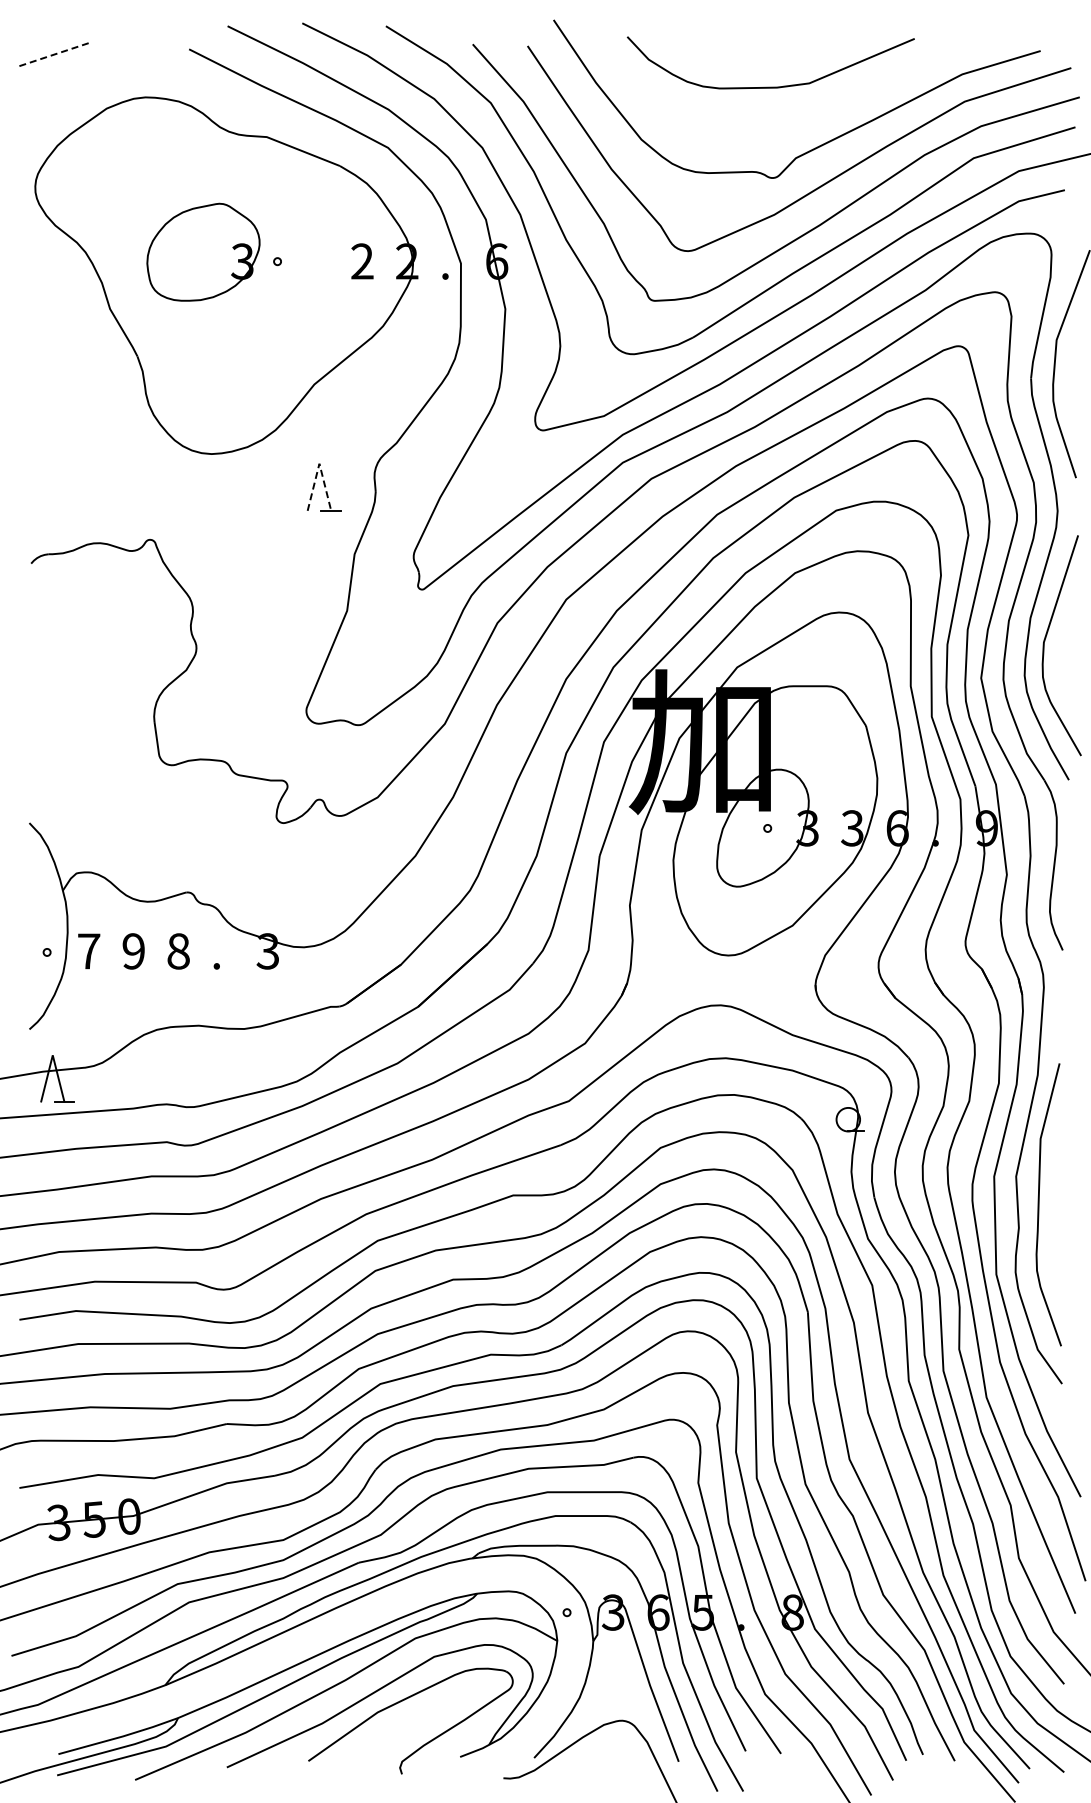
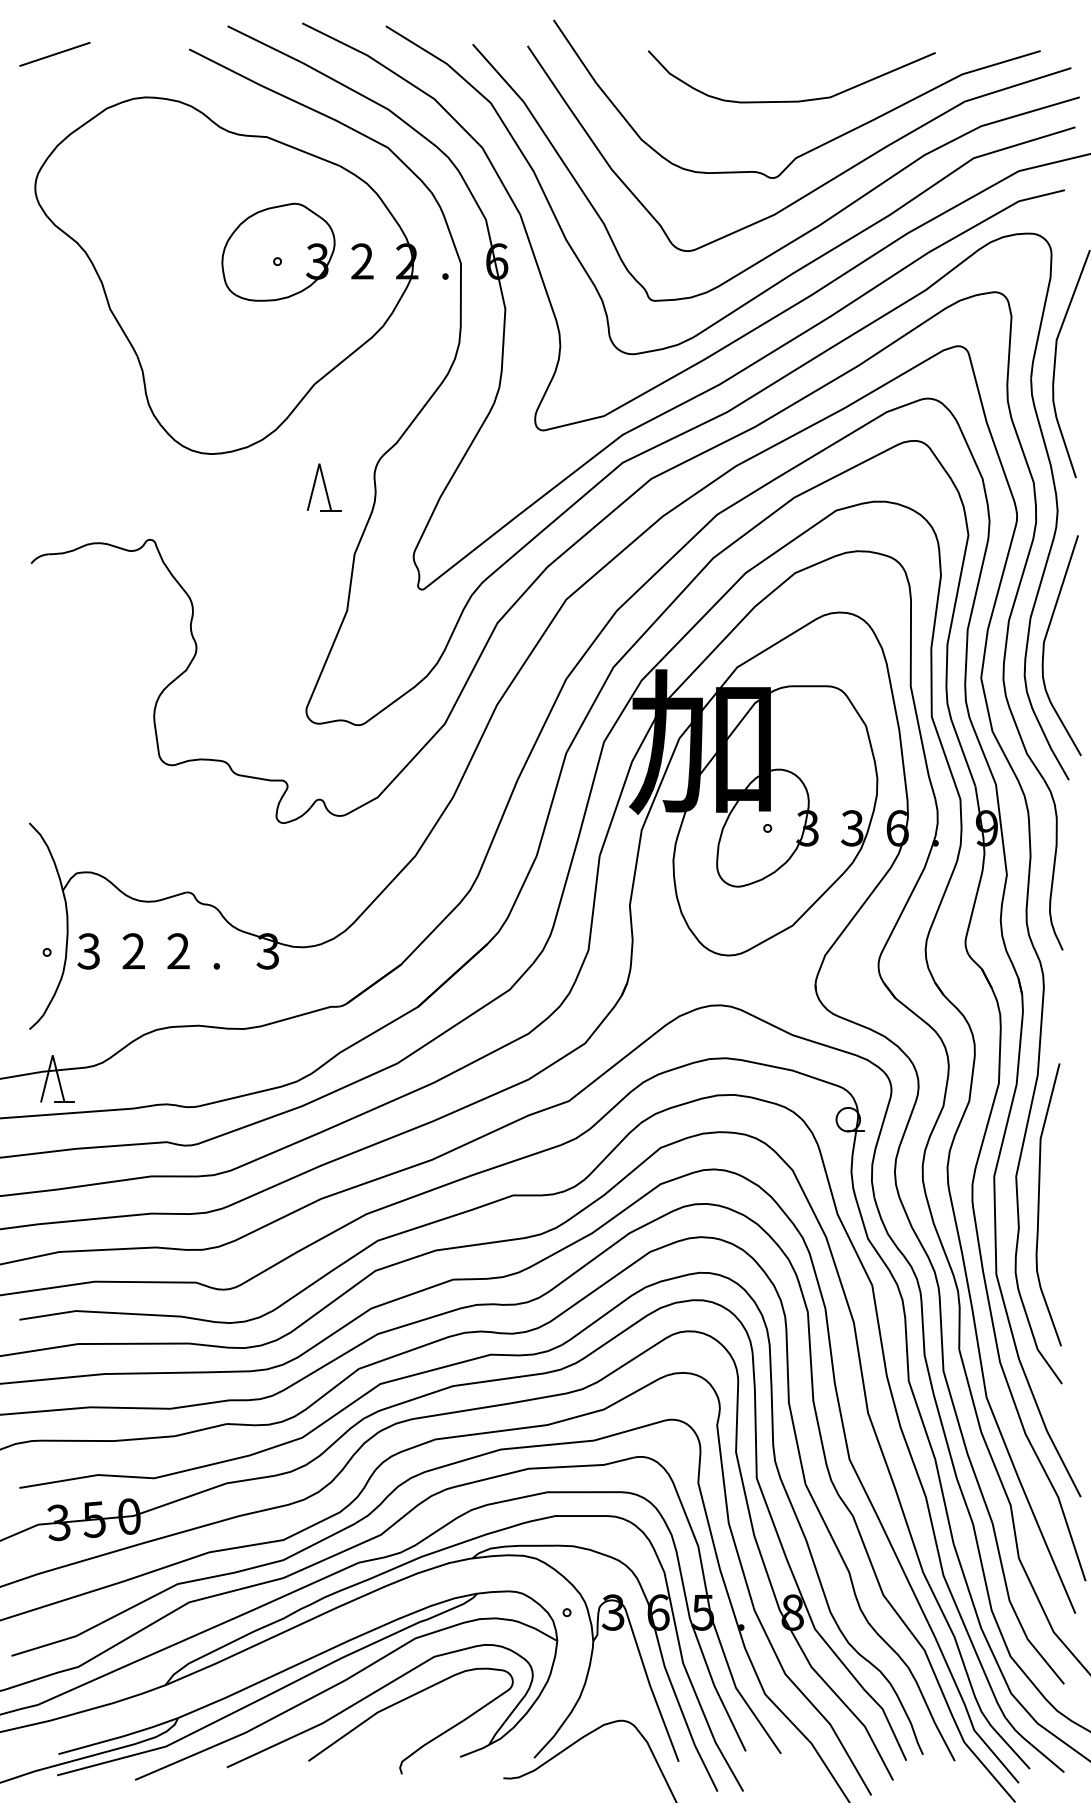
line: dashed -> solid (55, 54)
curve position: (770, 86) -> (791, 100) (791, 100)
part position: (203, 251) -> (278, 251) (278, 251)
line: dashed -> solid (319, 463)
text: 7 -> 3 (88, 951)
text: 9 -> 2 (133, 951)
text: 8 -> 2 (178, 951)
